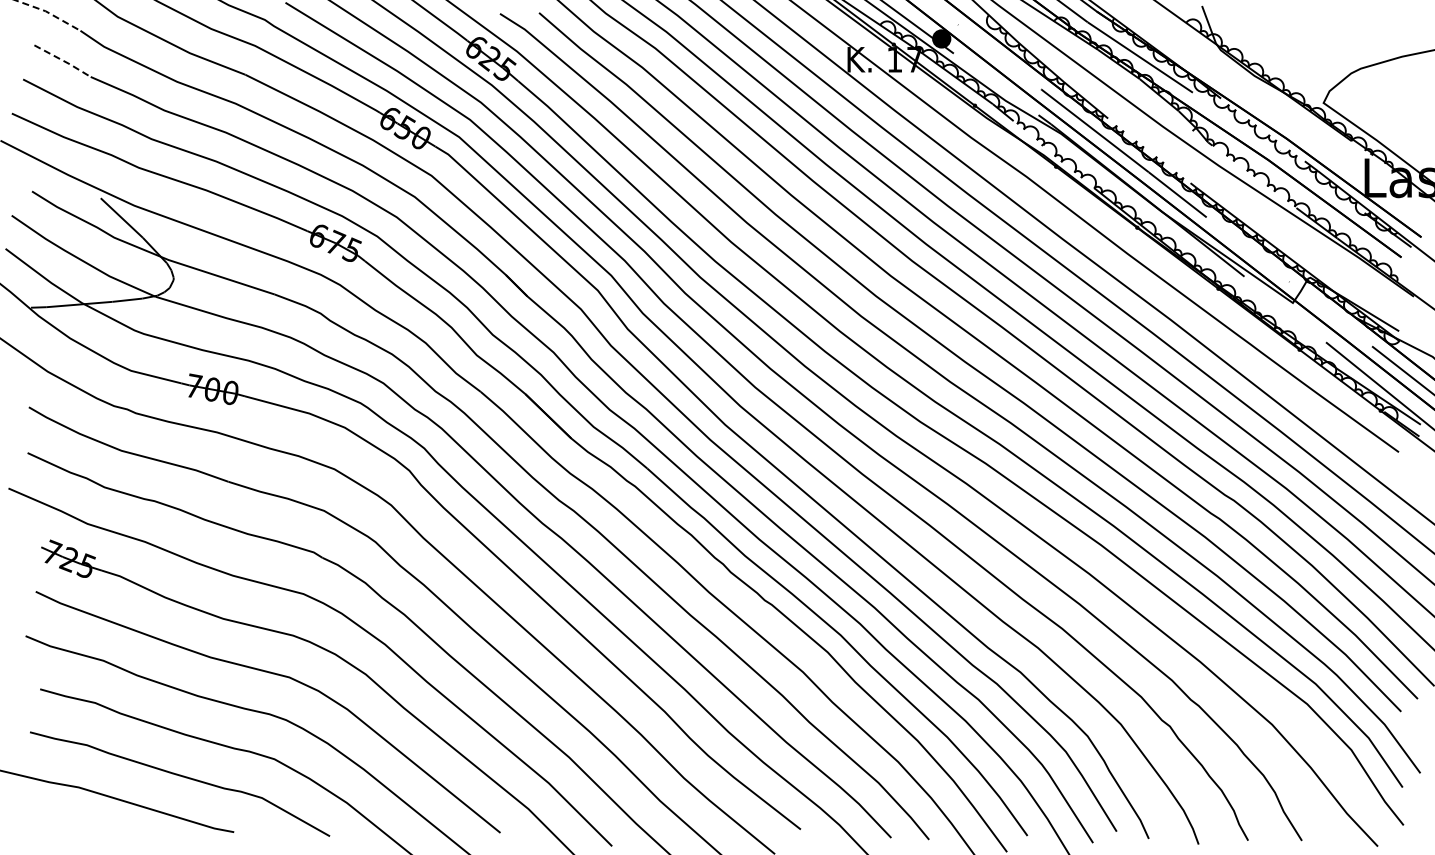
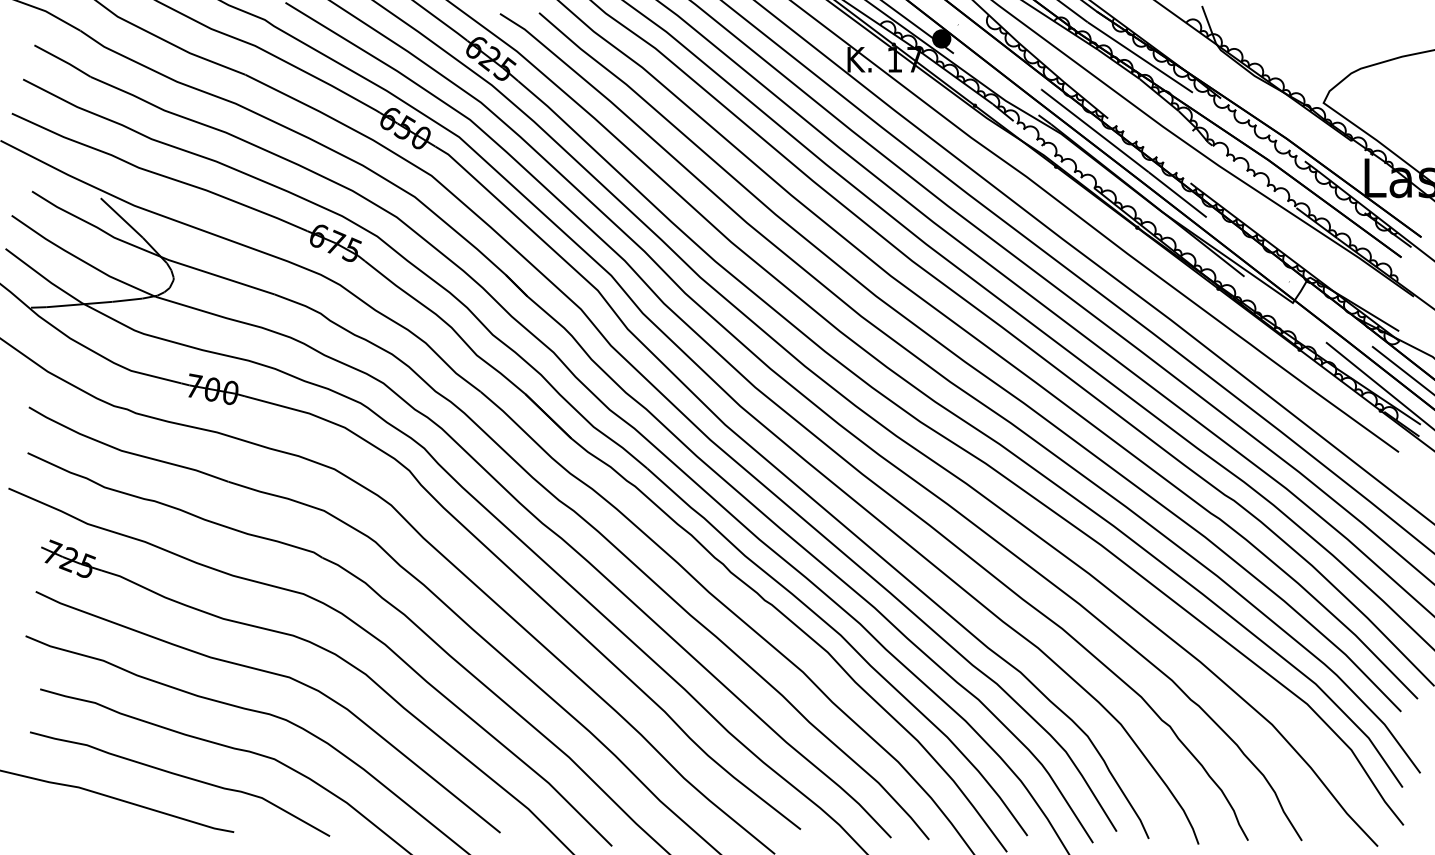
line: dashed -> solid (48, 12)
line: dashed -> solid (63, 60)
